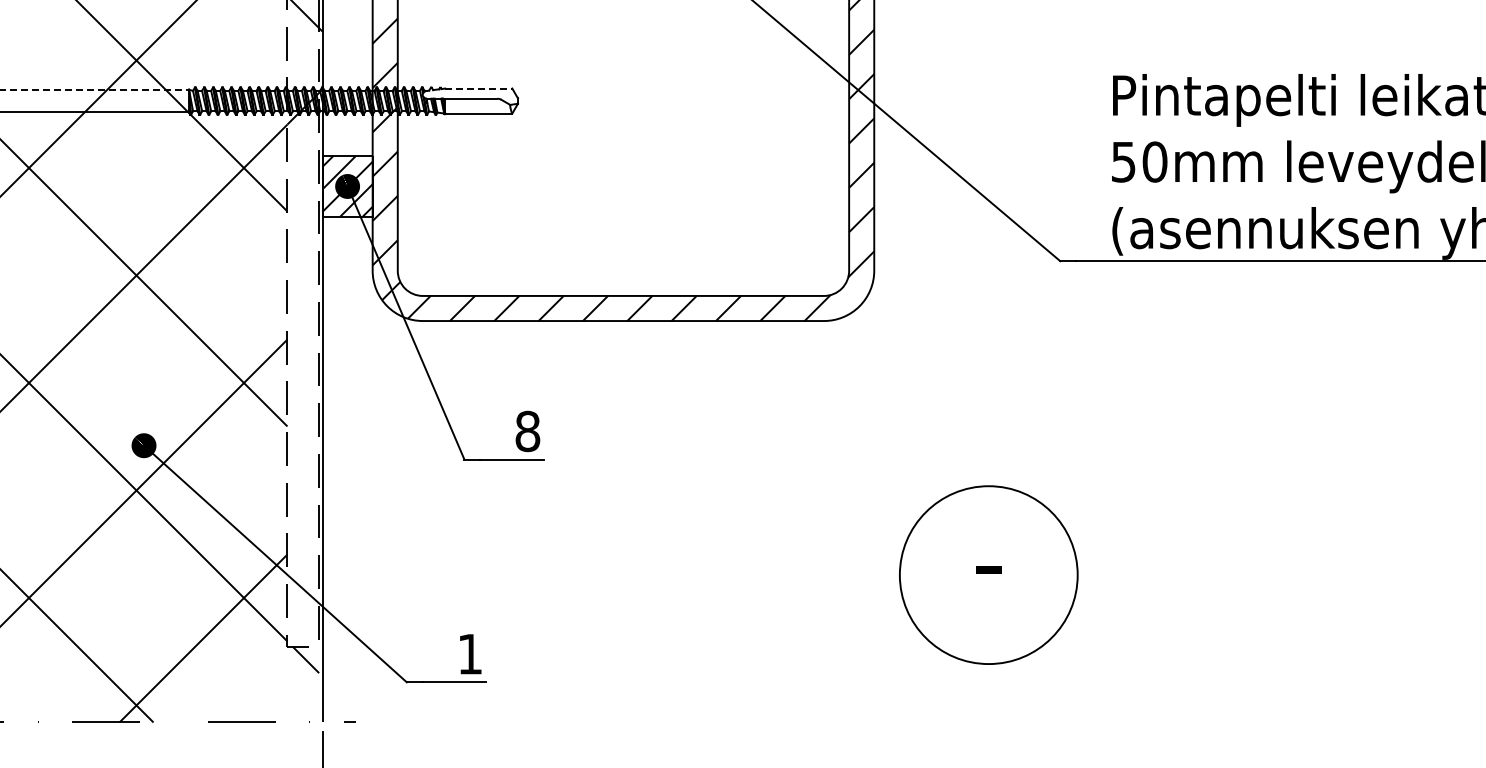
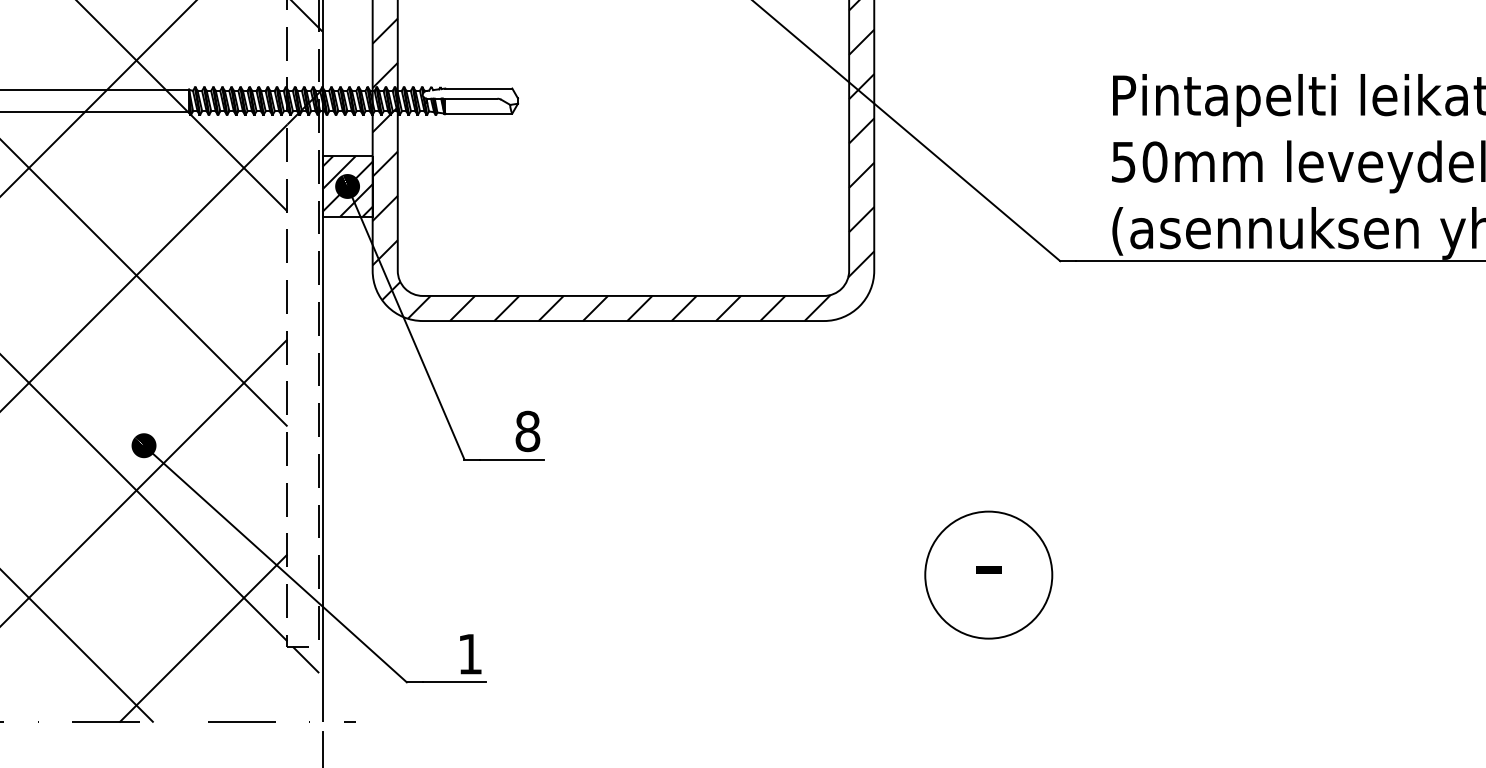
line: dashed -> solid (478, 88)
line: dashed -> solid (95, 89)
circle diameter: 178 px -> 127 px (988, 574)
